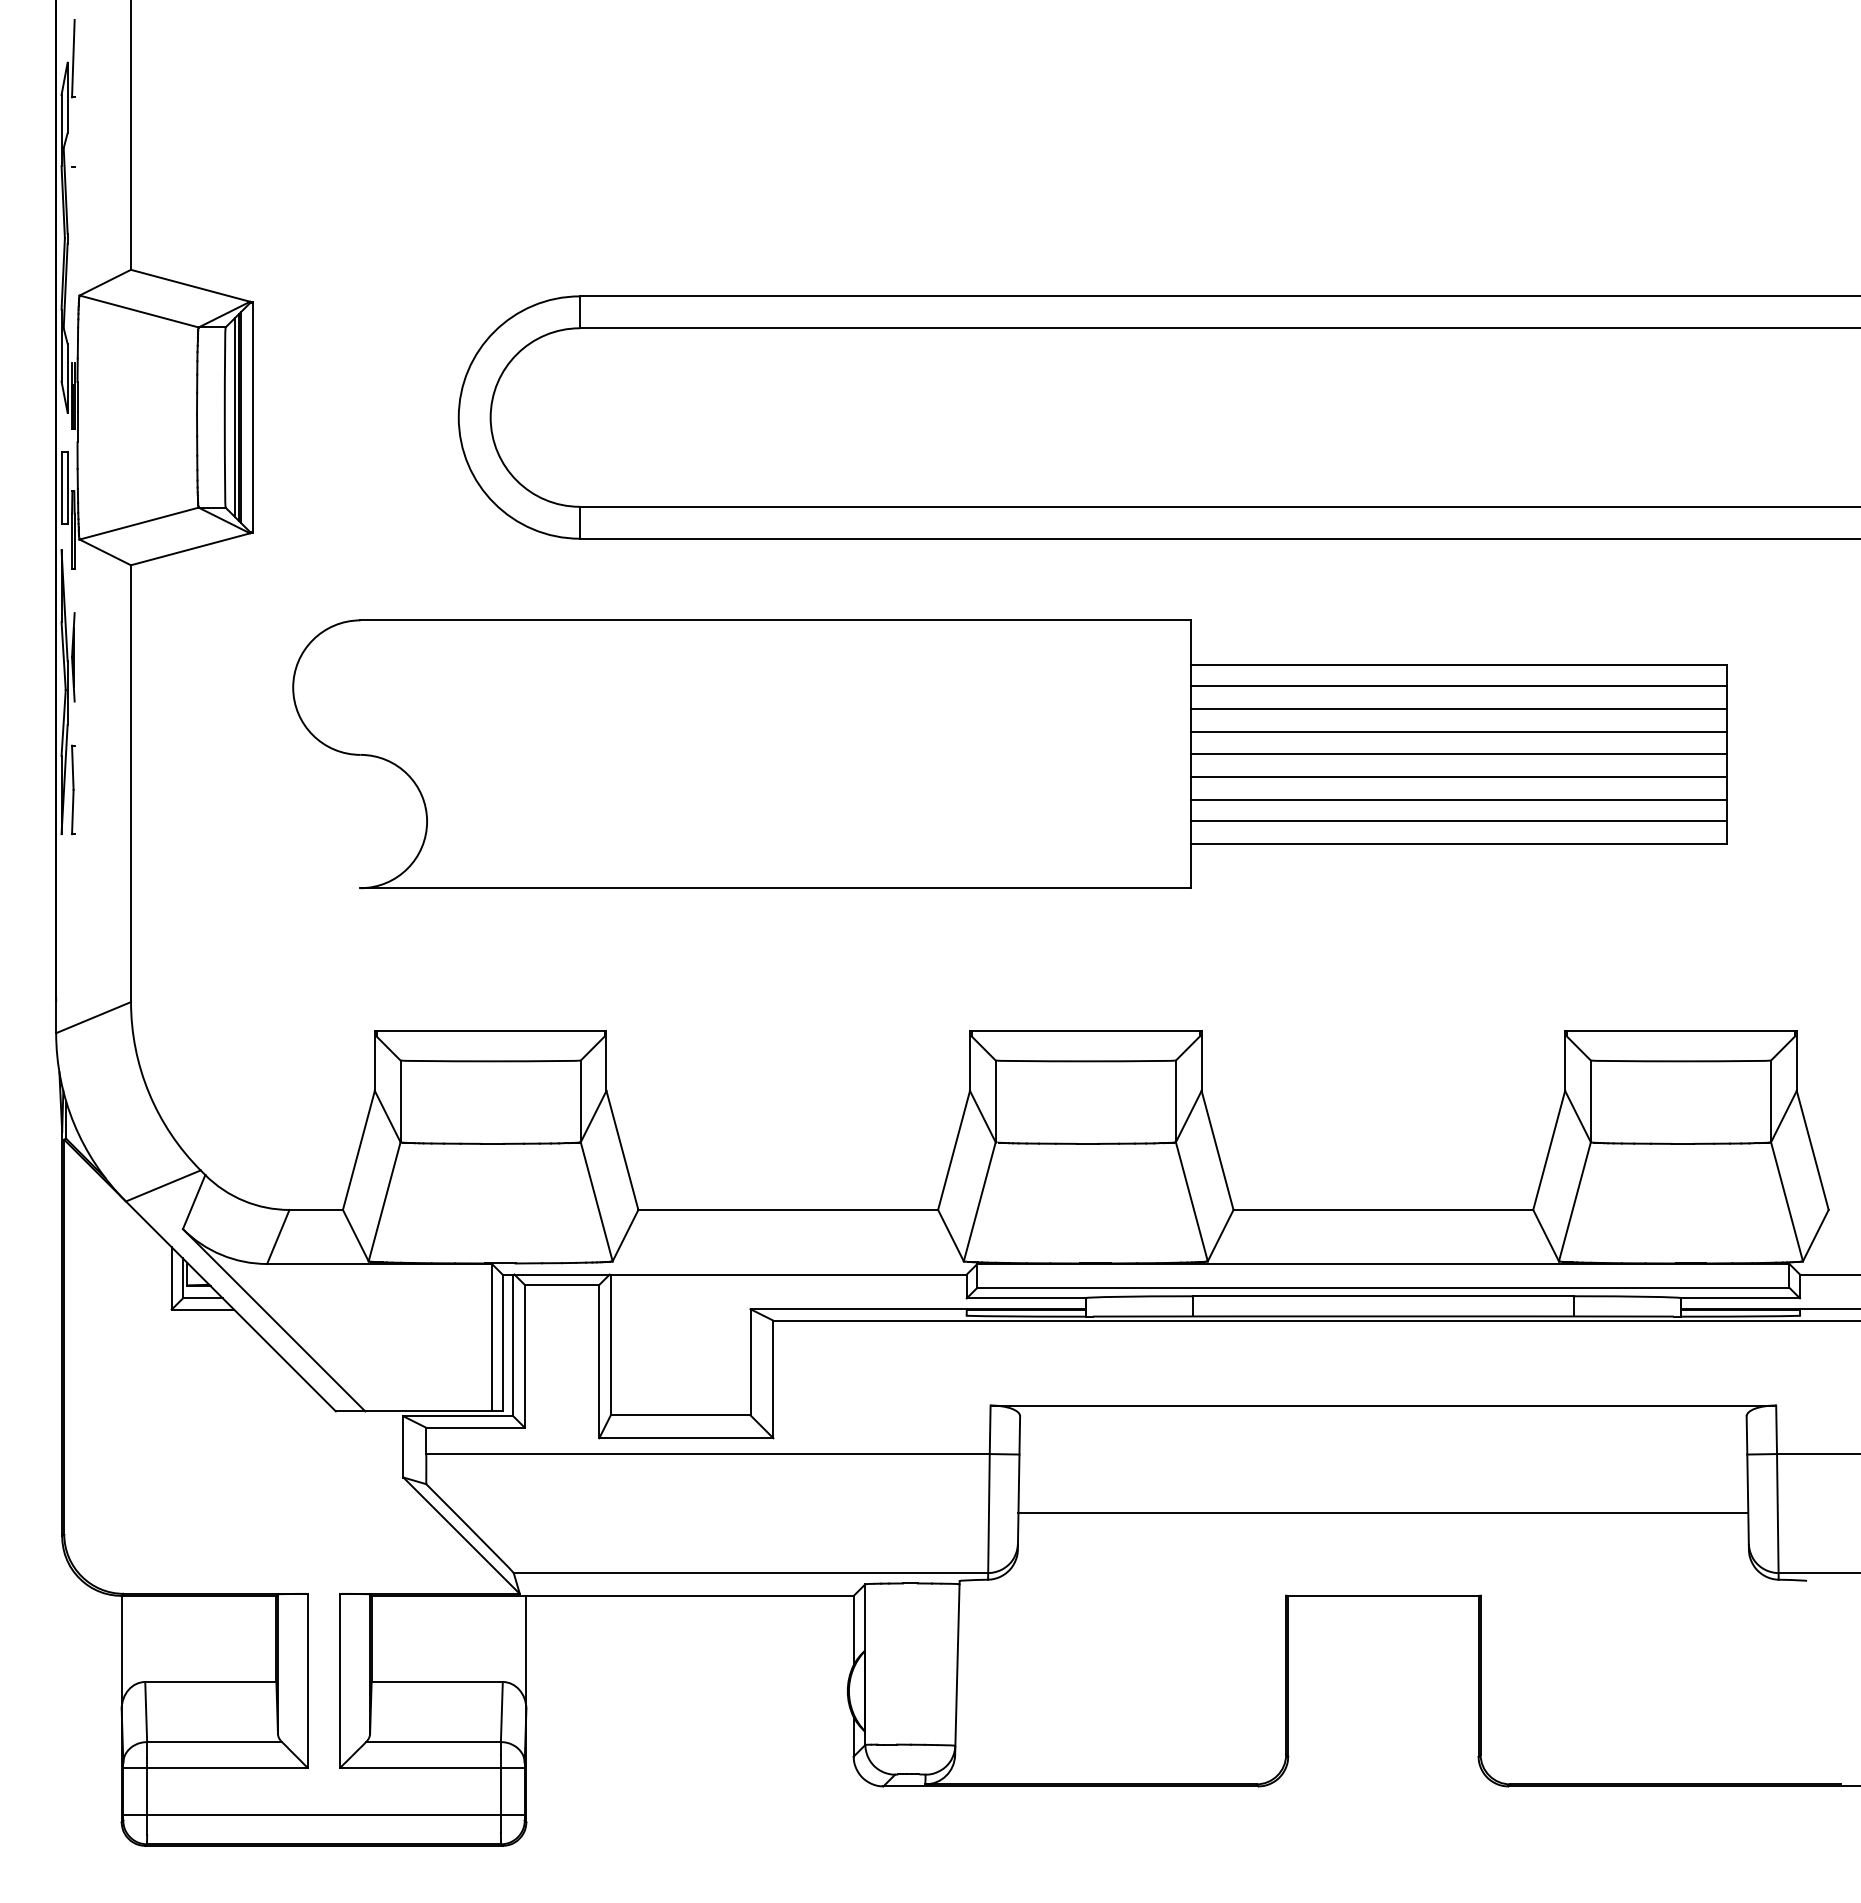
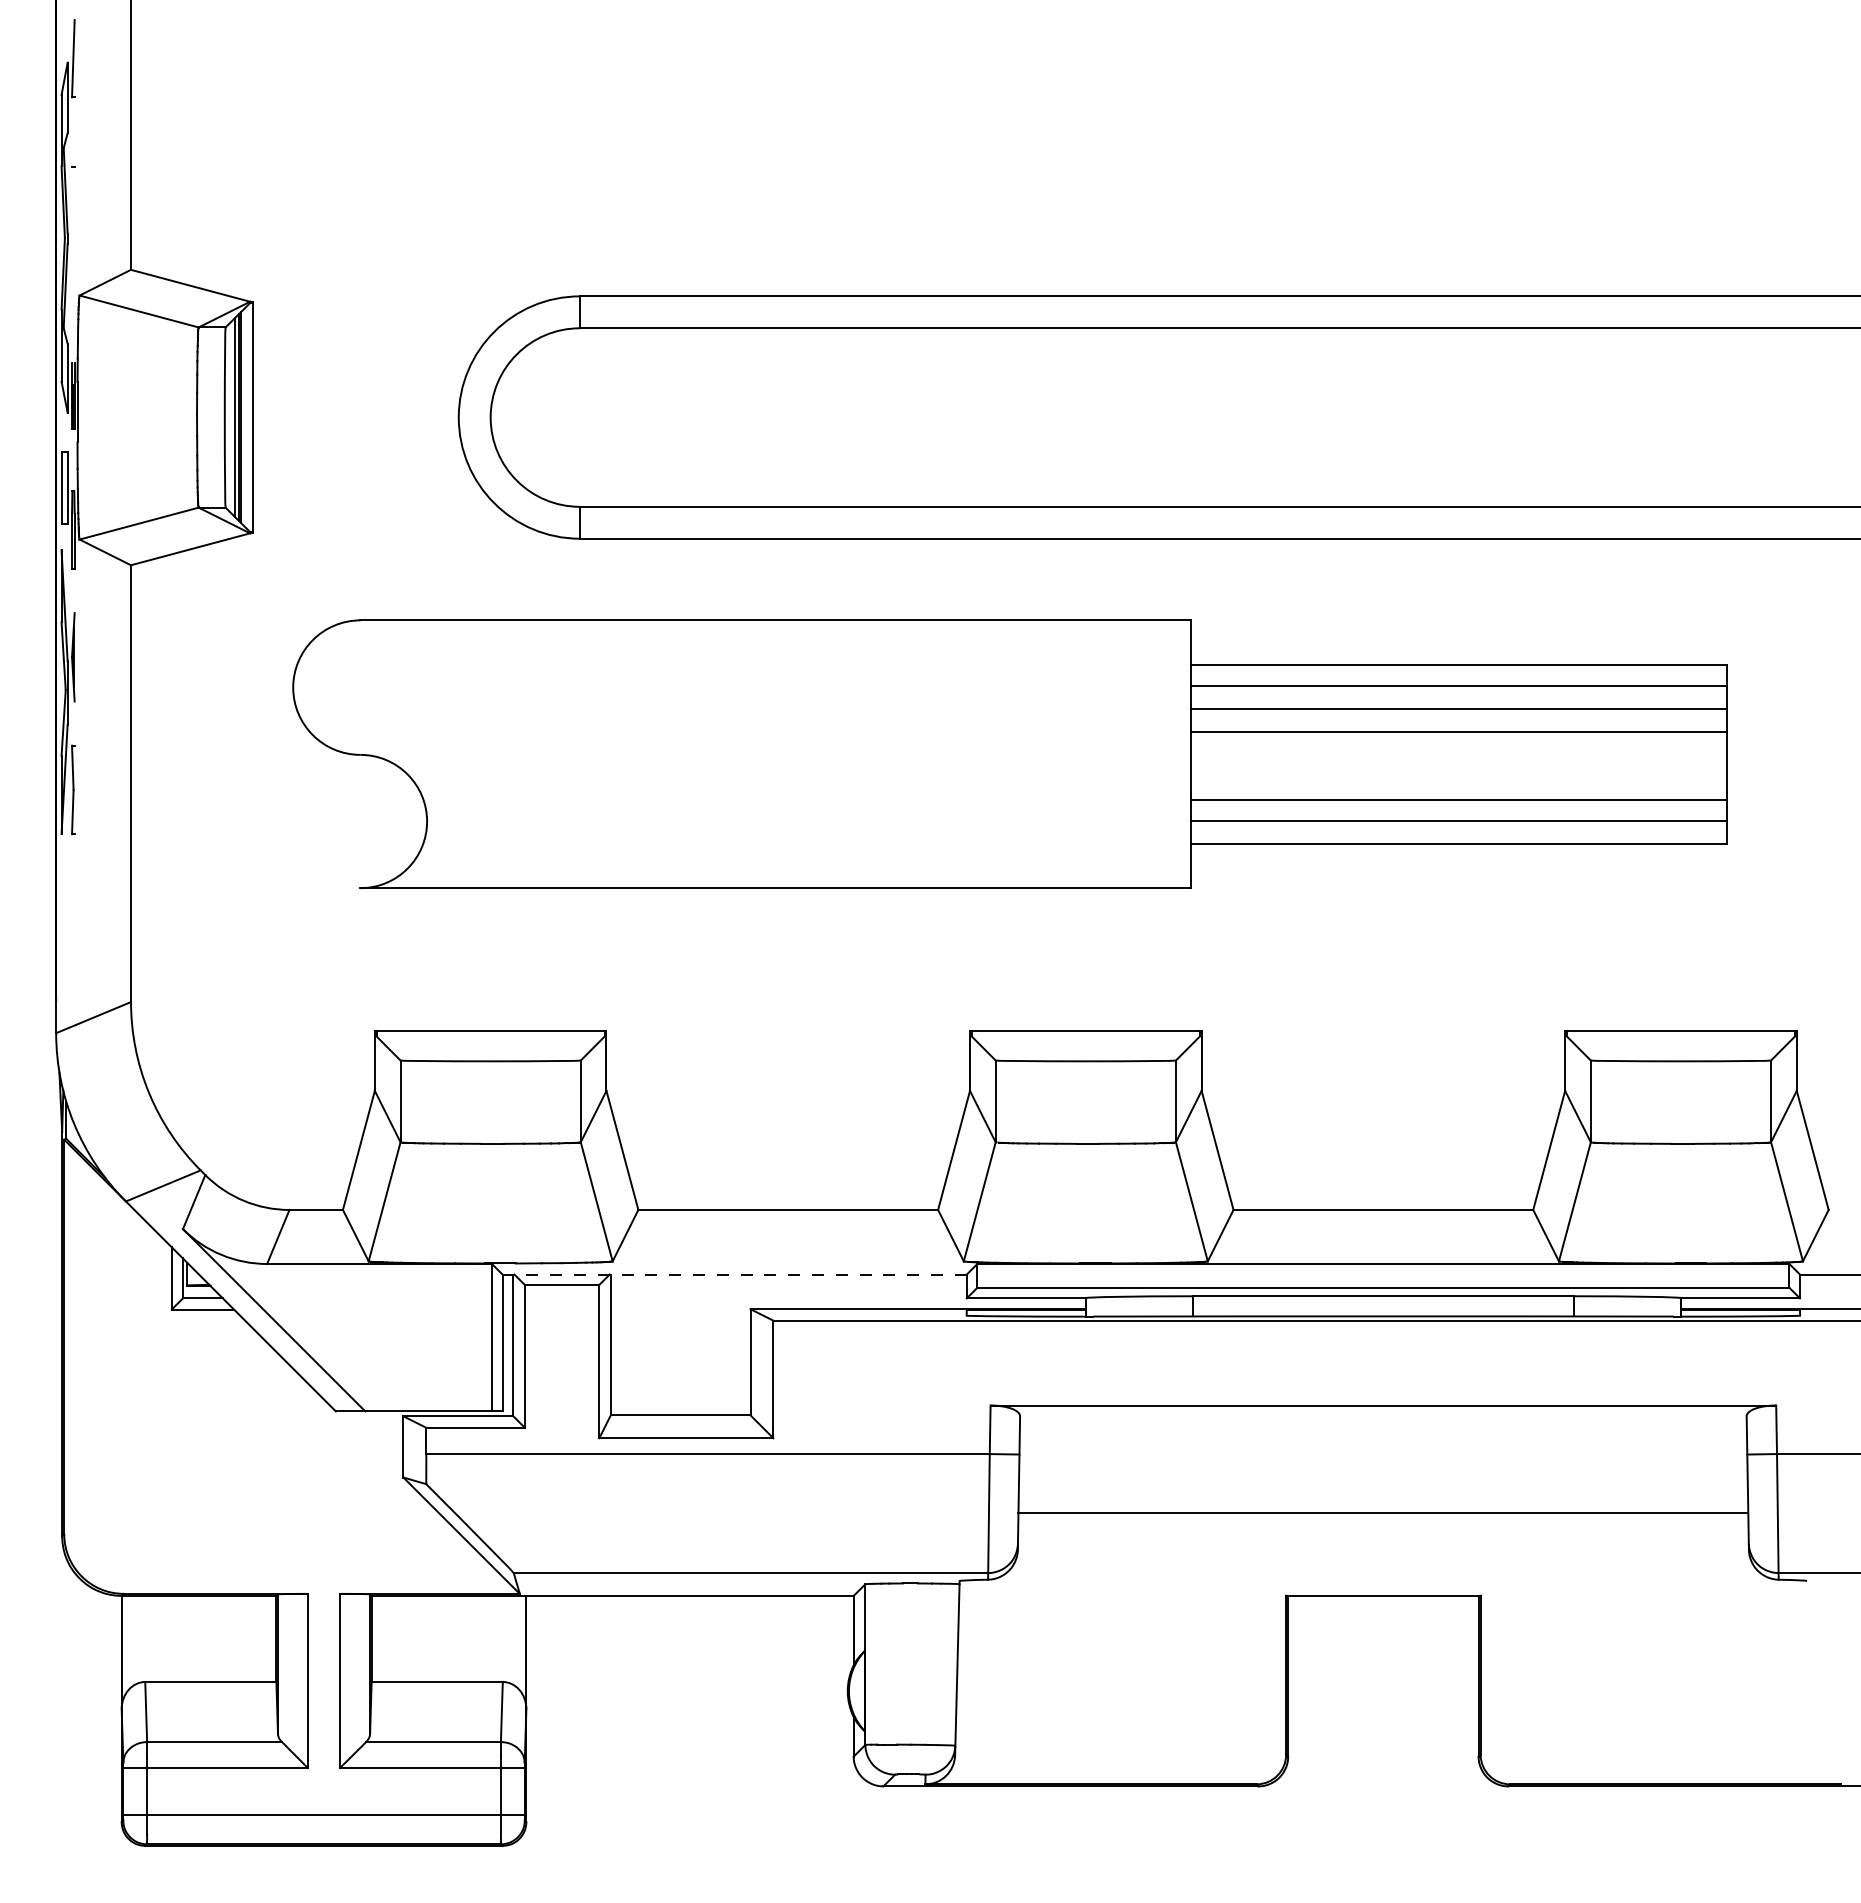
line: present -> none (1458, 754)
line: present -> none (1458, 776)
line: solid -> dashed (735, 1274)
